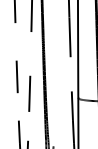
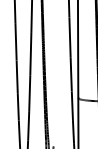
line: none -> present (15, 41)
line: none -> present (30, 53)
line: none -> present (70, 74)
line: none -> present (17, 106)
line: none -> present (28, 125)
